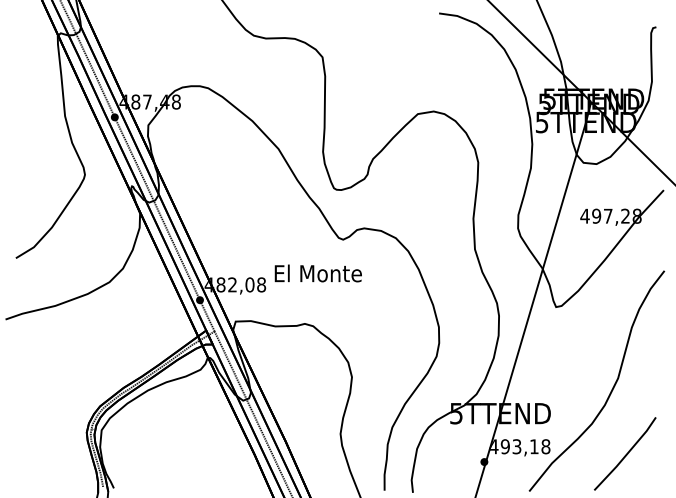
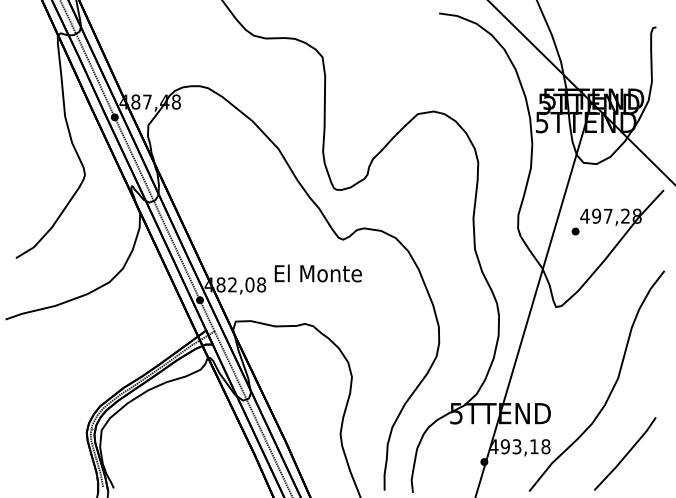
part: none -> present (575, 231)
